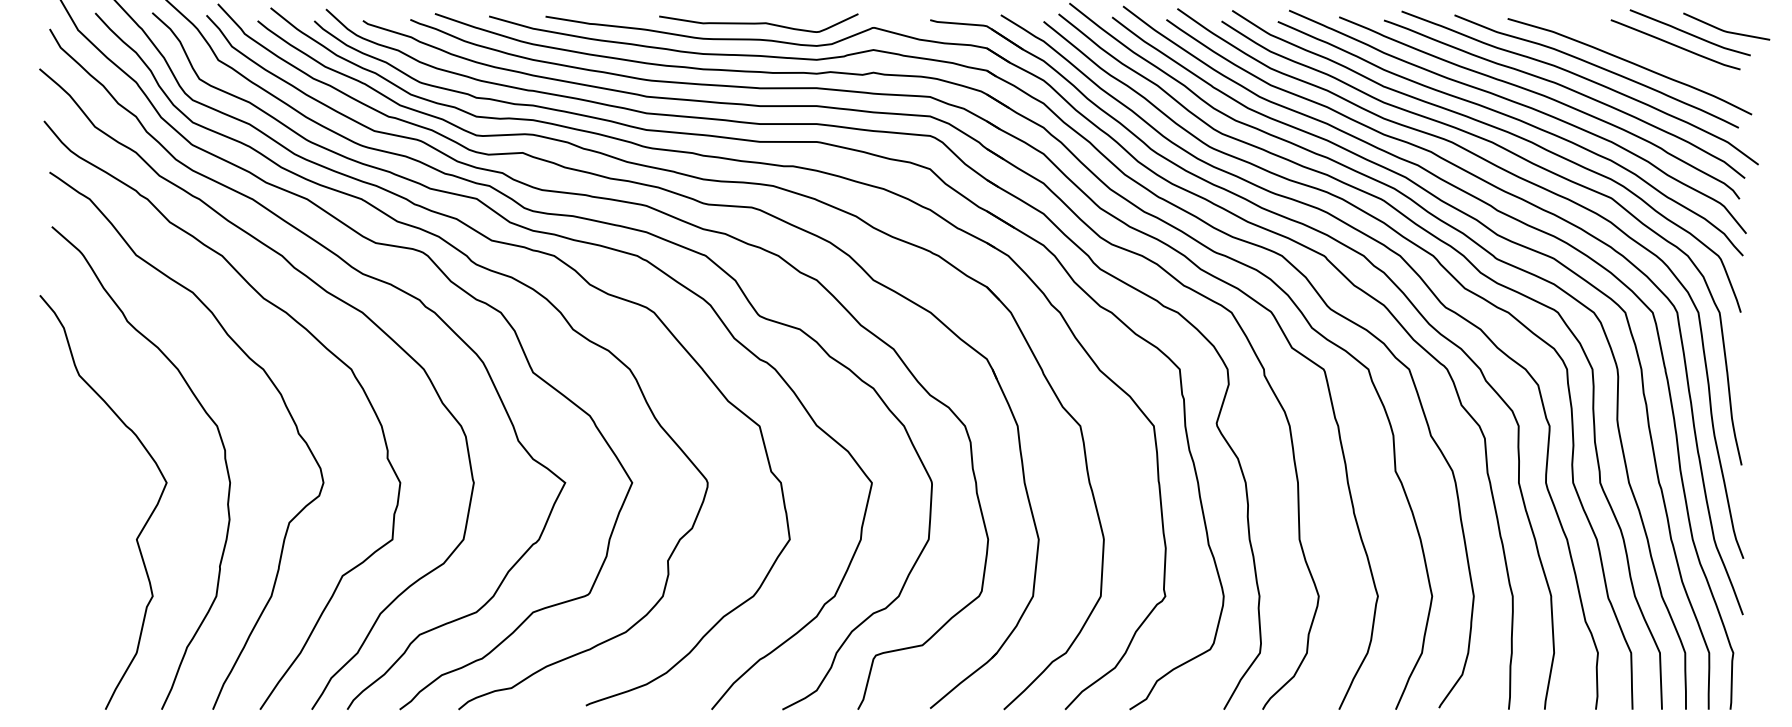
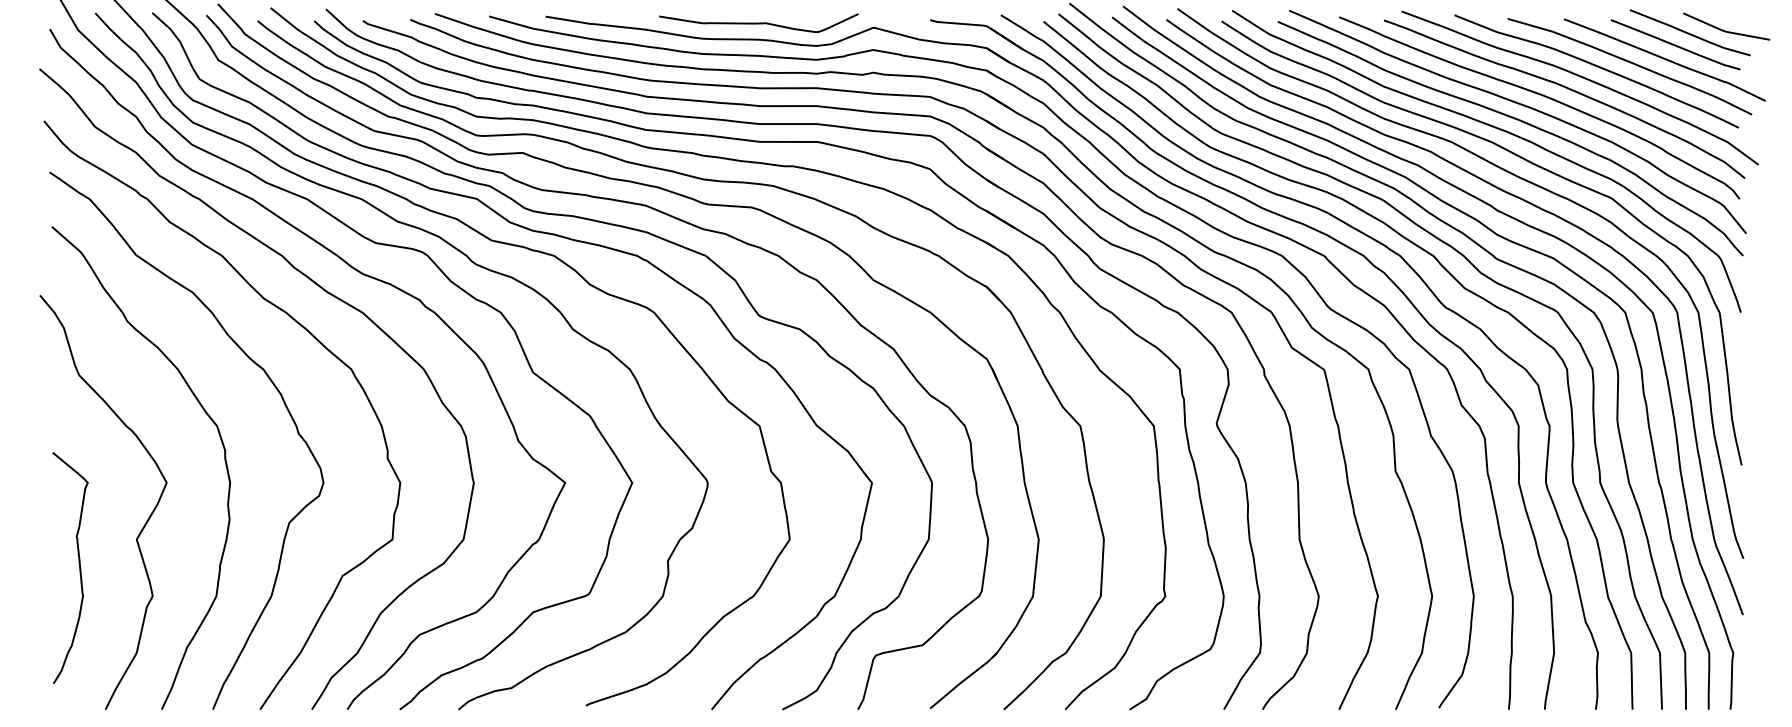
curve: none -> present (1664, 59)
curve: none -> present (79, 568)
